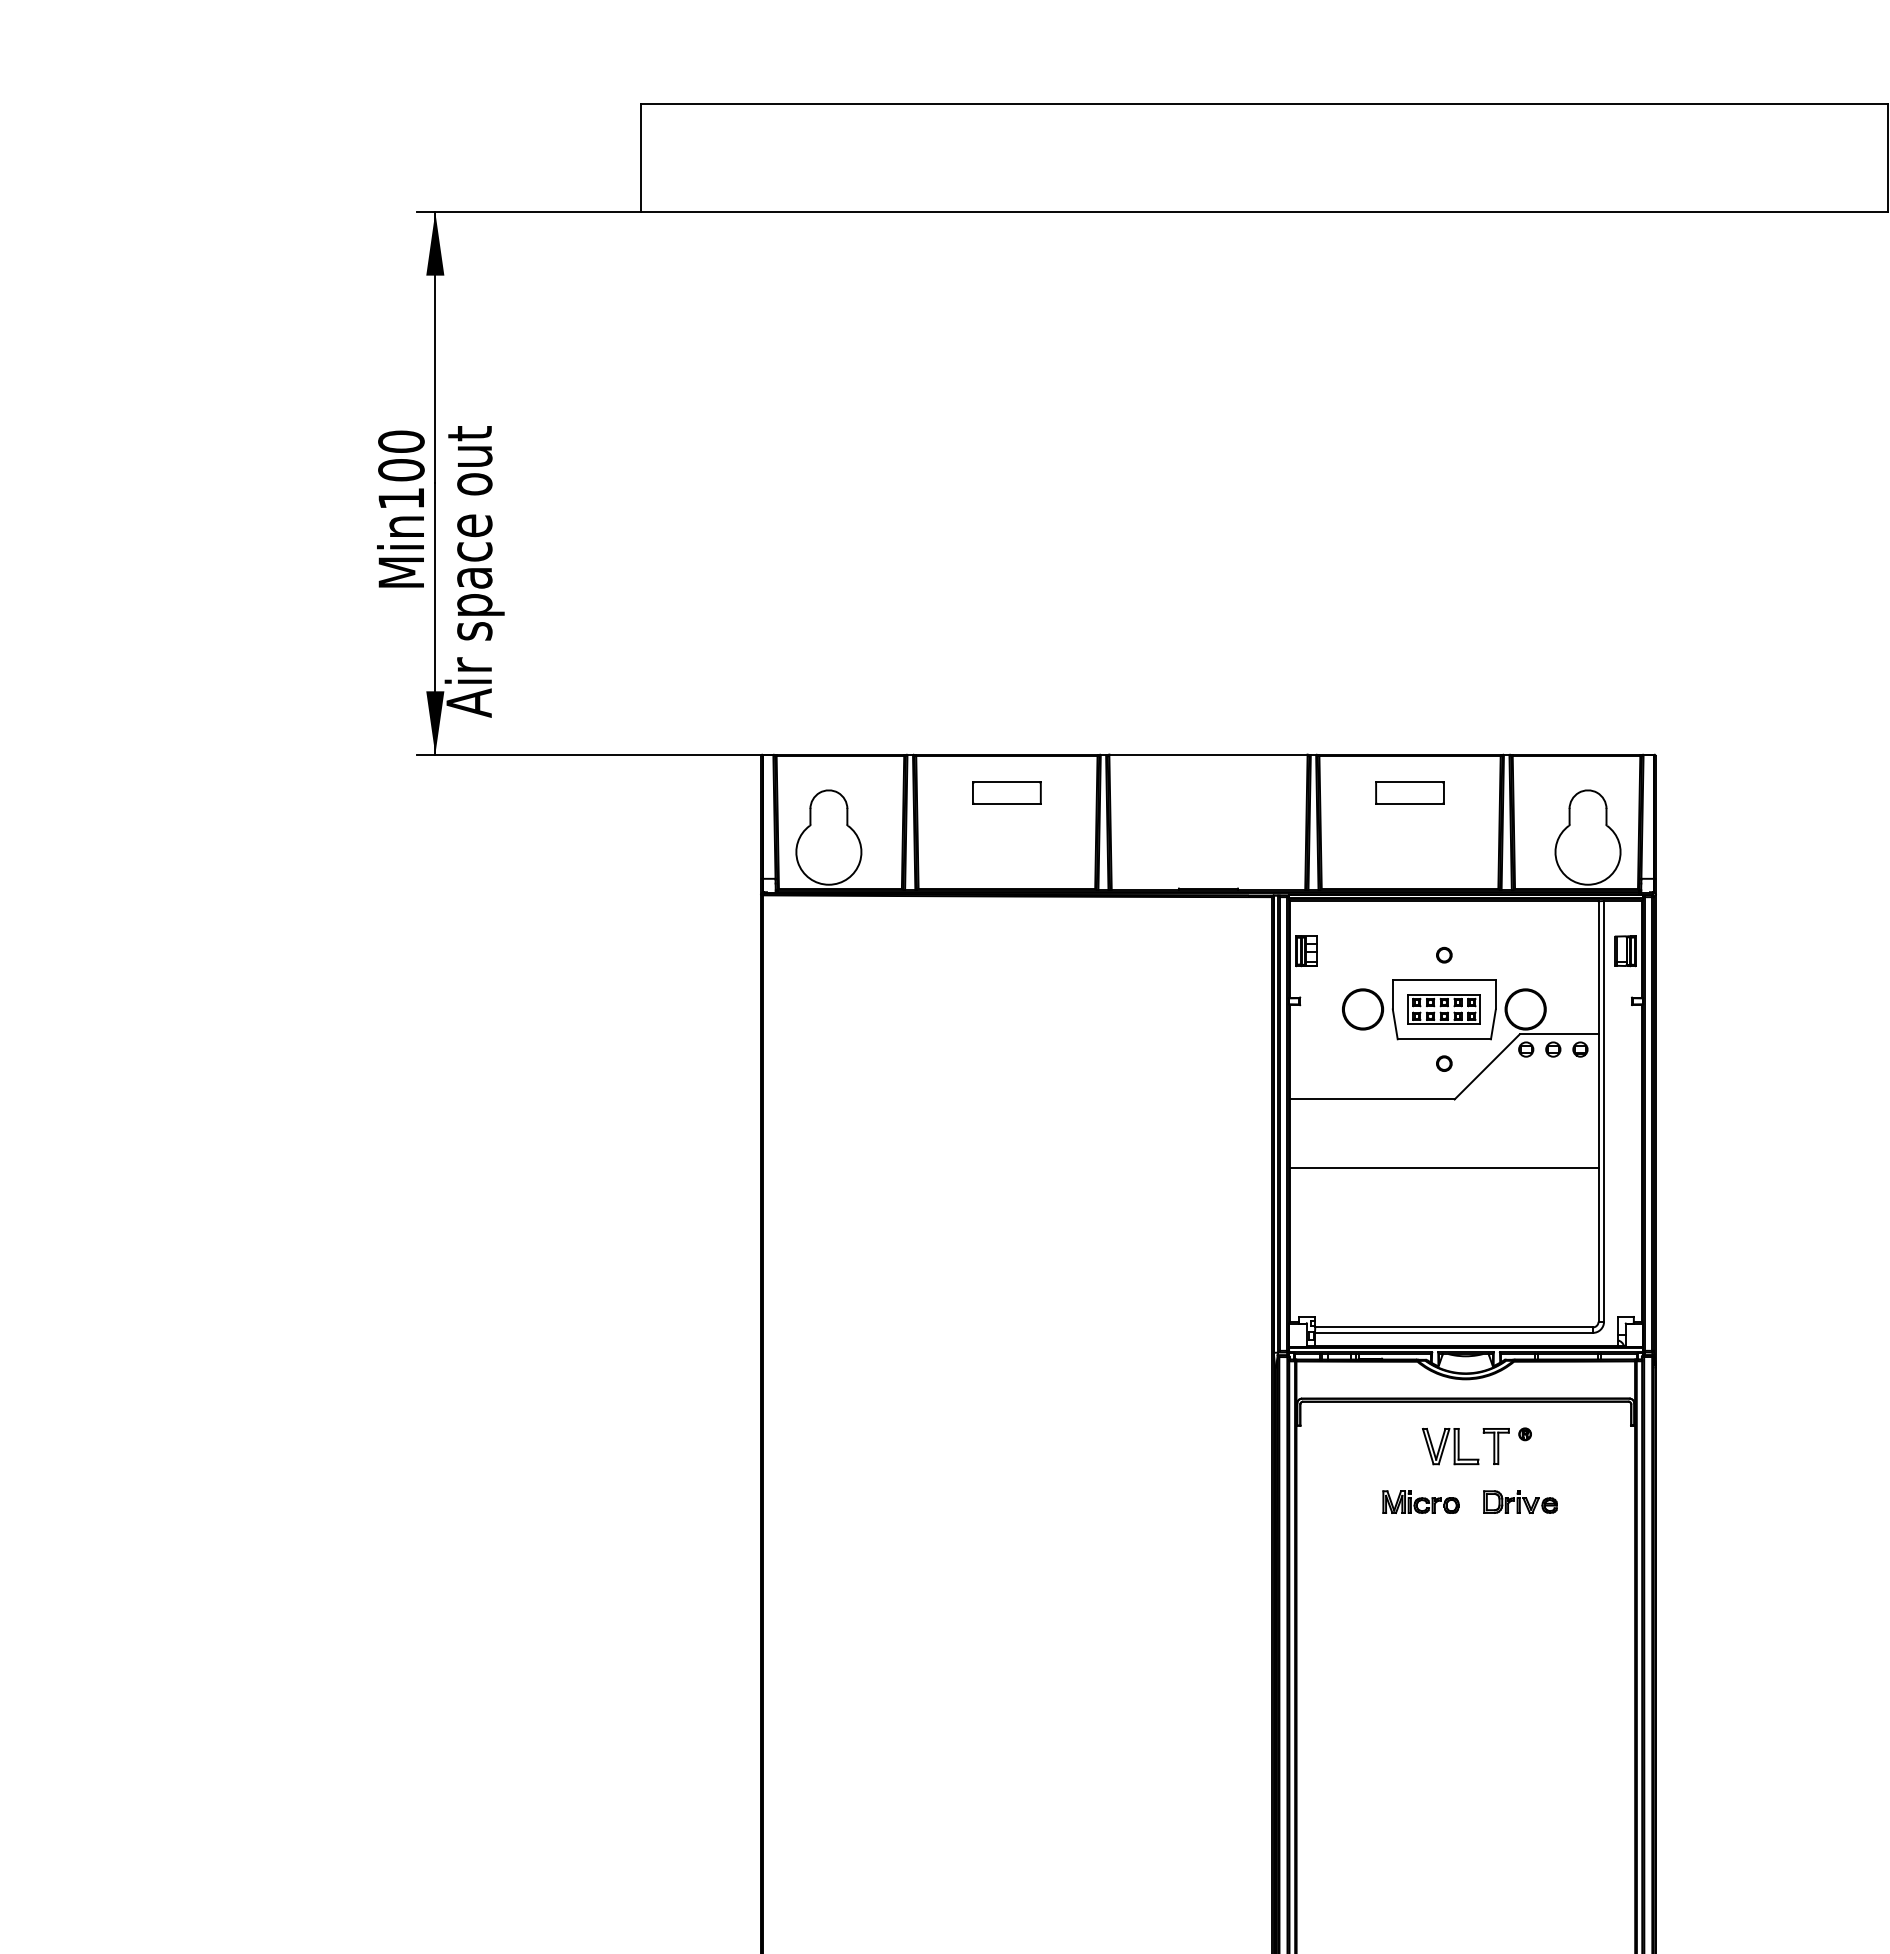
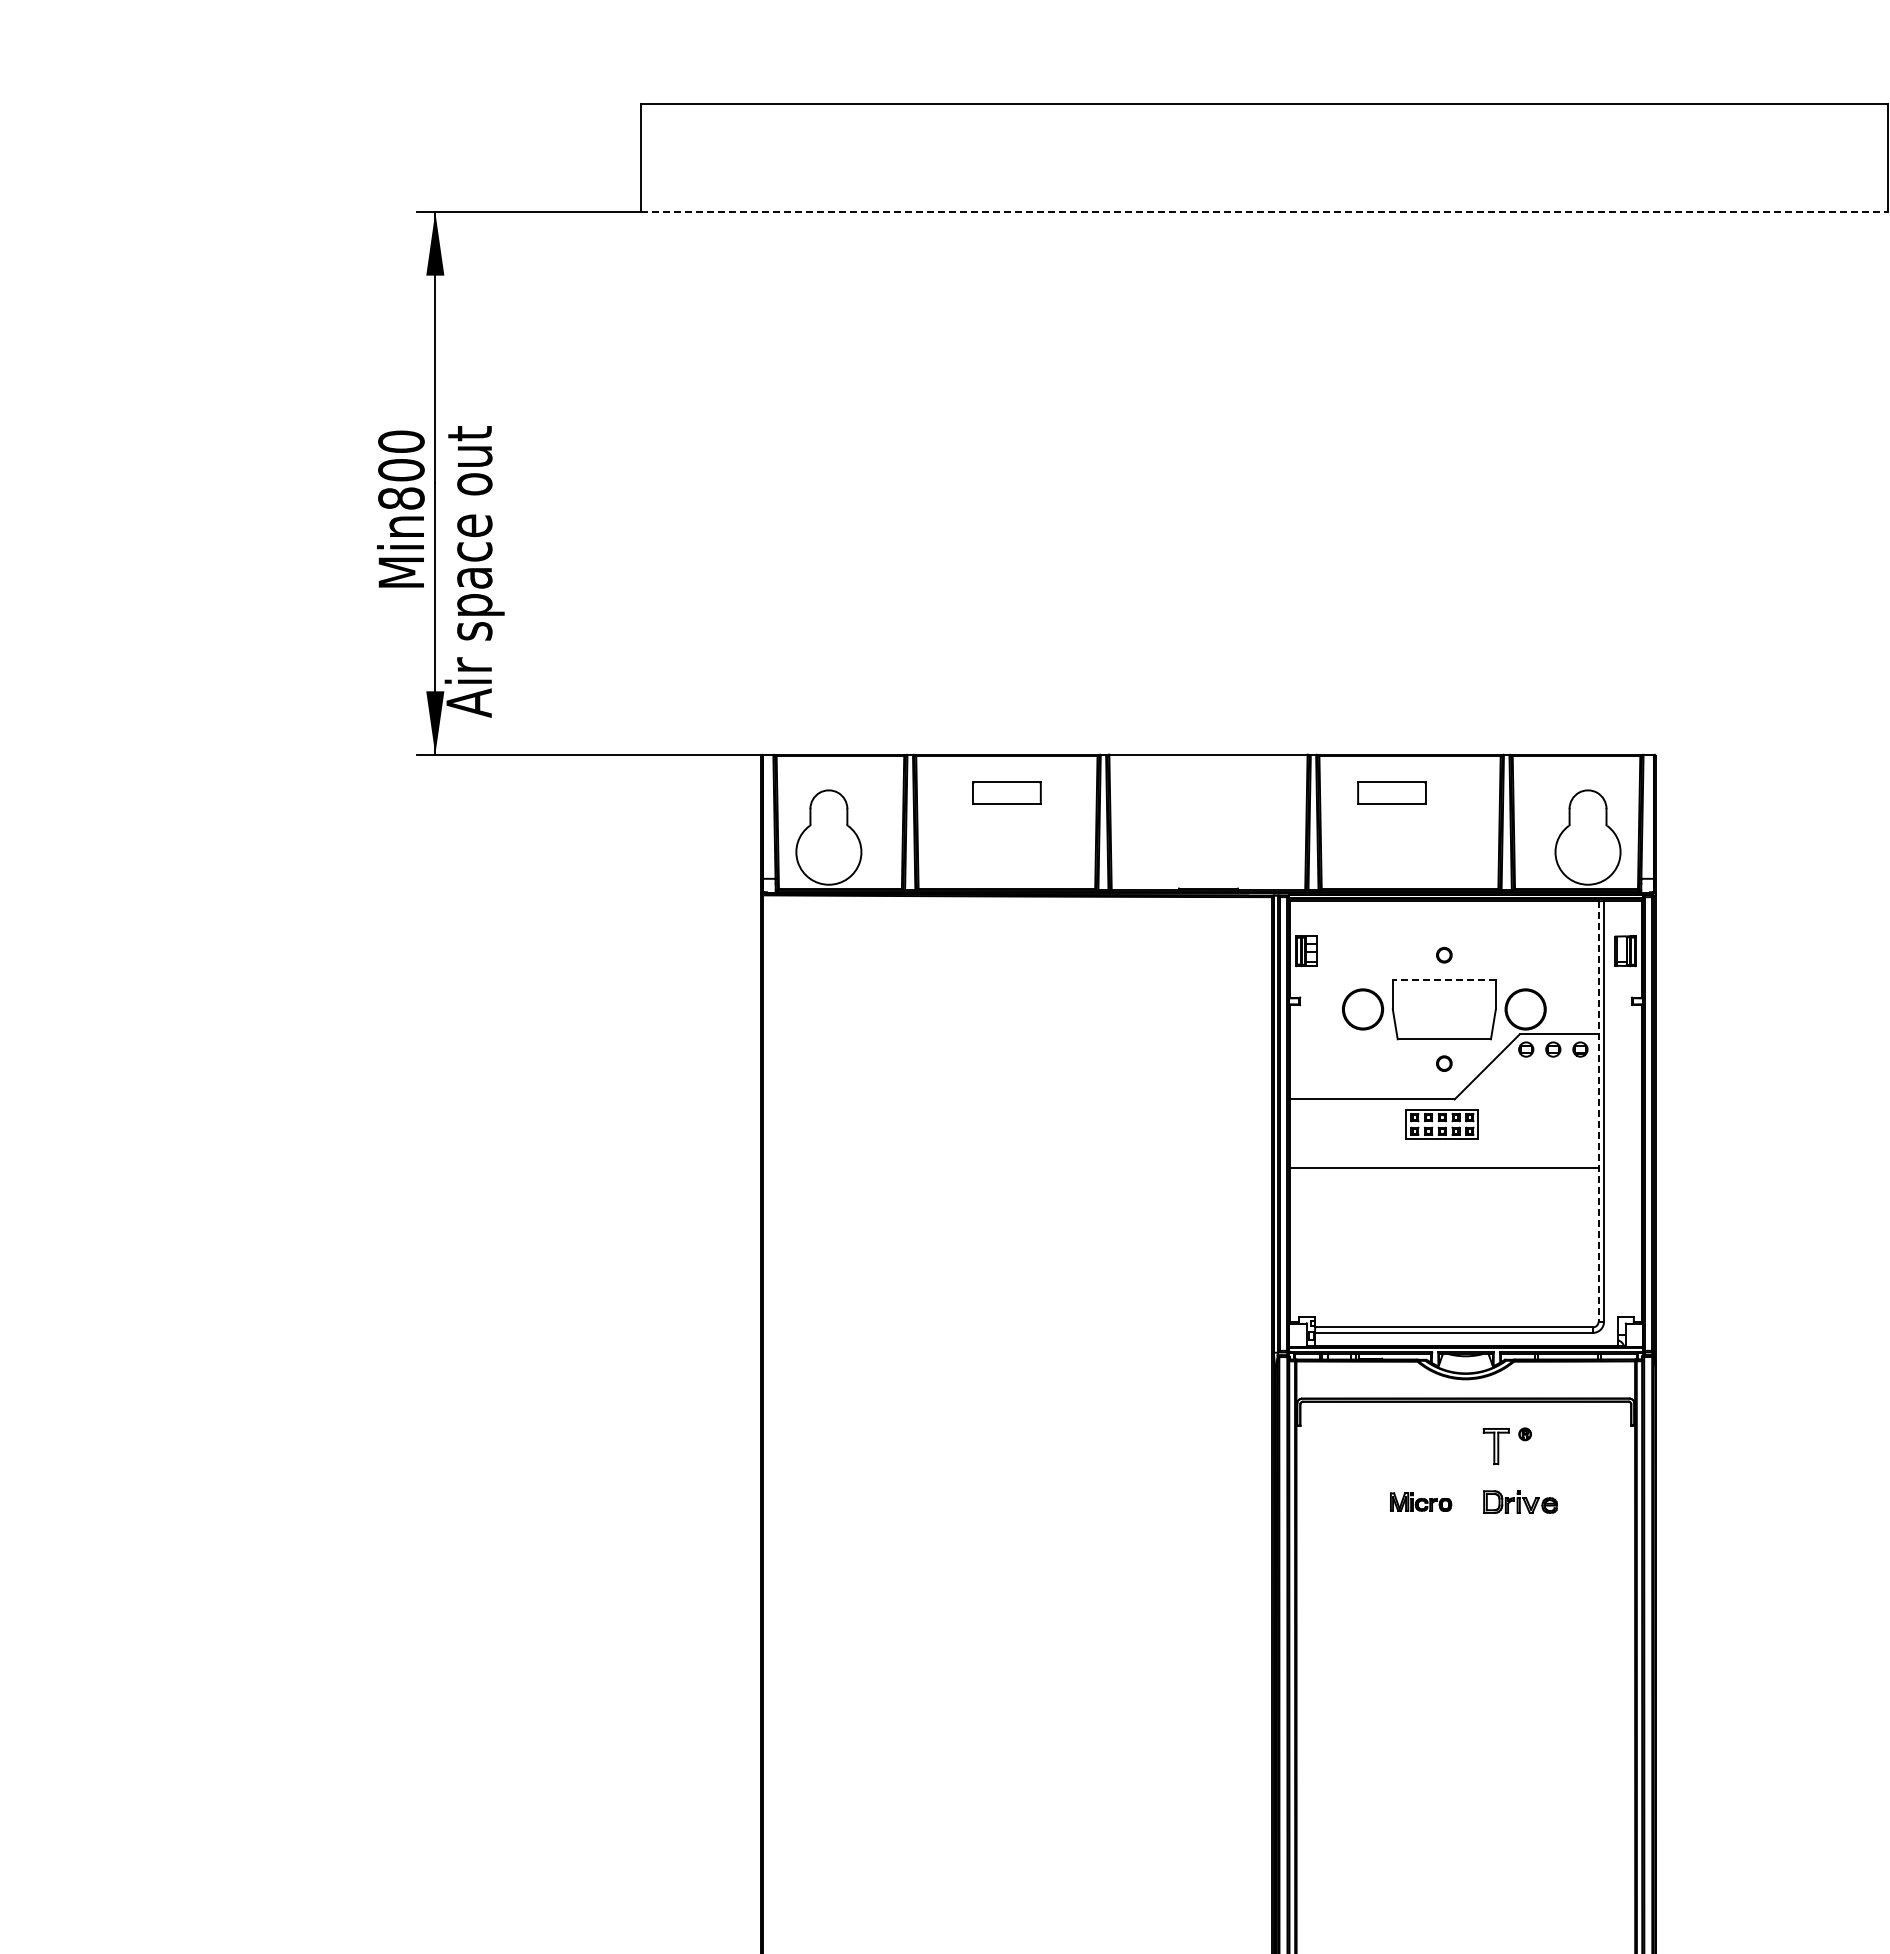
line: solid -> dashed (1264, 212)
text: Min100 -> Min800 (401, 498)
part position: (1409, 792) -> (1391, 792) (1391, 792)
line: solid -> dashed (1444, 979)
part position: (1443, 1009) -> (1441, 1124) (1441, 1124)
line: solid -> dashed (1598, 1112)
part: present -> none (1450, 1446)
part size: 78x24 px -> 63x20 px (1421, 1501)
